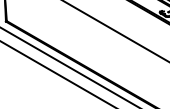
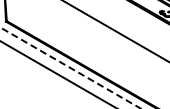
line: solid -> dashed (70, 68)
